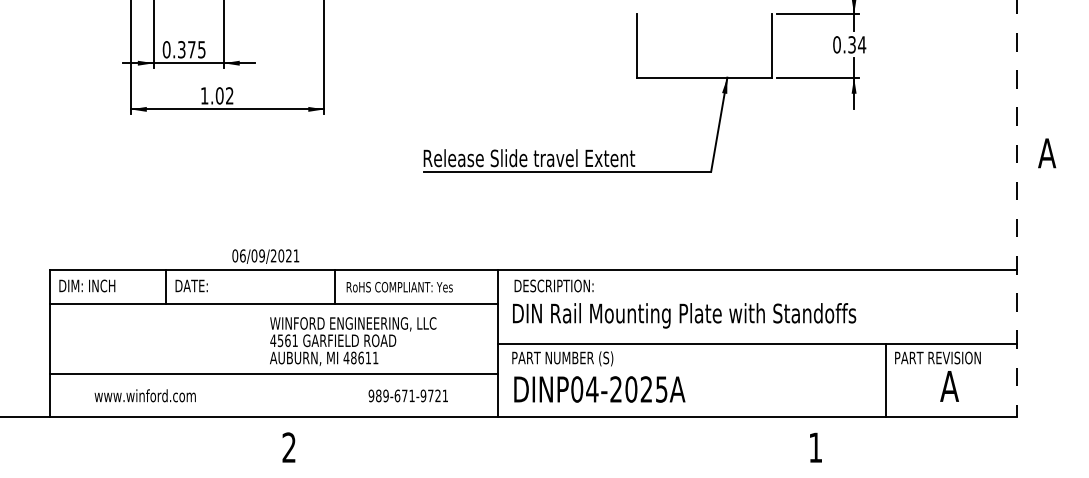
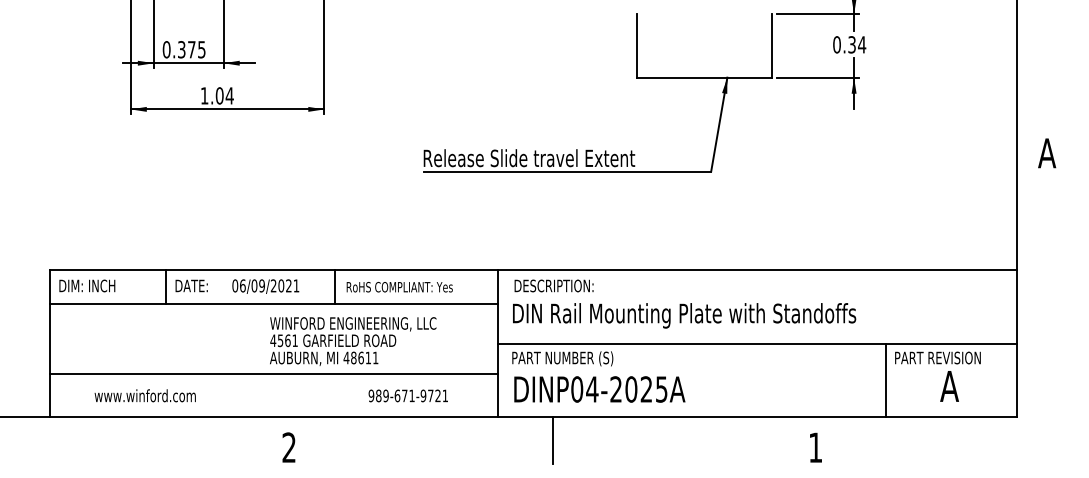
text: 1.02 -> 1.04 (229, 95)
line: dashed -> solid (1017, 209)
text position: (265, 256) -> (265, 286) (265, 286)
line: none -> present (552, 440)
